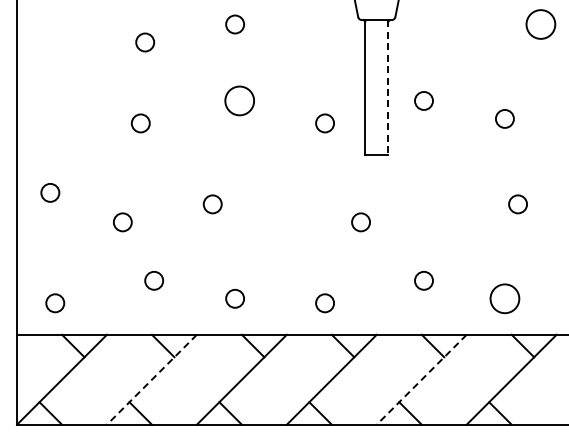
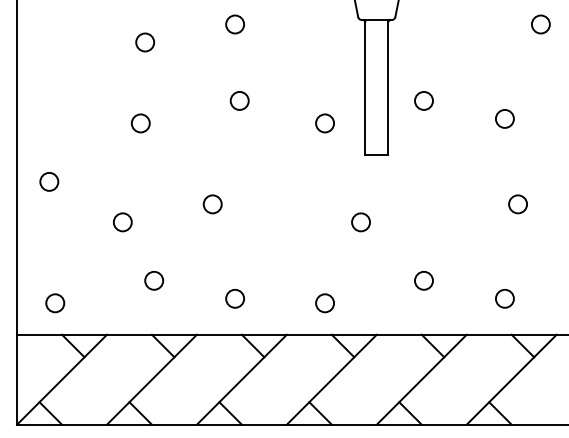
circle diameter: 29 px -> 18 px (540, 24)
line: dashed -> solid (388, 87)
circle diameter: 29 px -> 18 px (239, 100)
circle position: (50, 192) -> (49, 181) (49, 181)
circle diameter: 29 px -> 18 px (504, 298)
line: dashed -> solid (151, 379)
line: dashed -> solid (421, 379)
